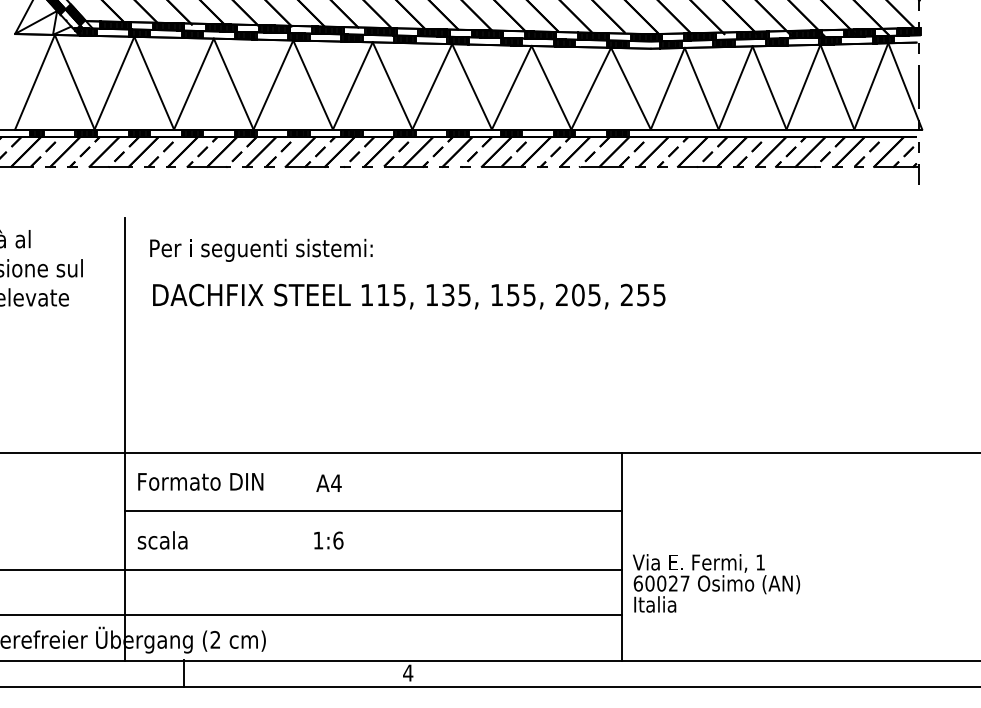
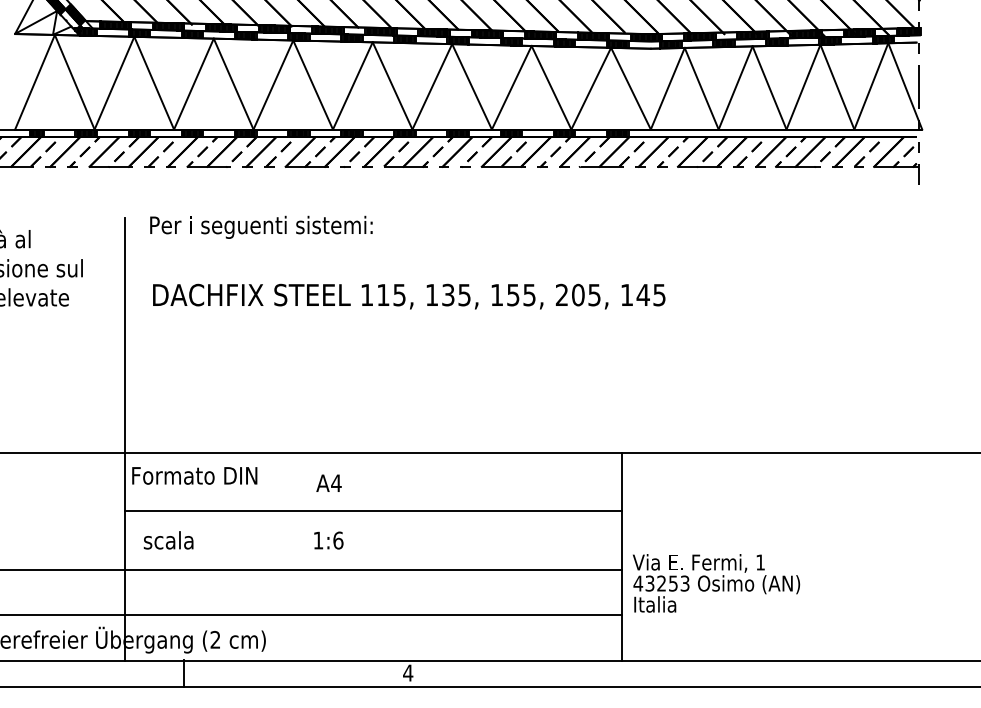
text position: (261, 249) -> (261, 226) (261, 226)
text: 255 -> 145 (634, 294)
text position: (200, 481) -> (194, 475) (194, 475)
text position: (162, 540) -> (168, 540) (168, 540)
text: 60027 -> 43253 (661, 583)
